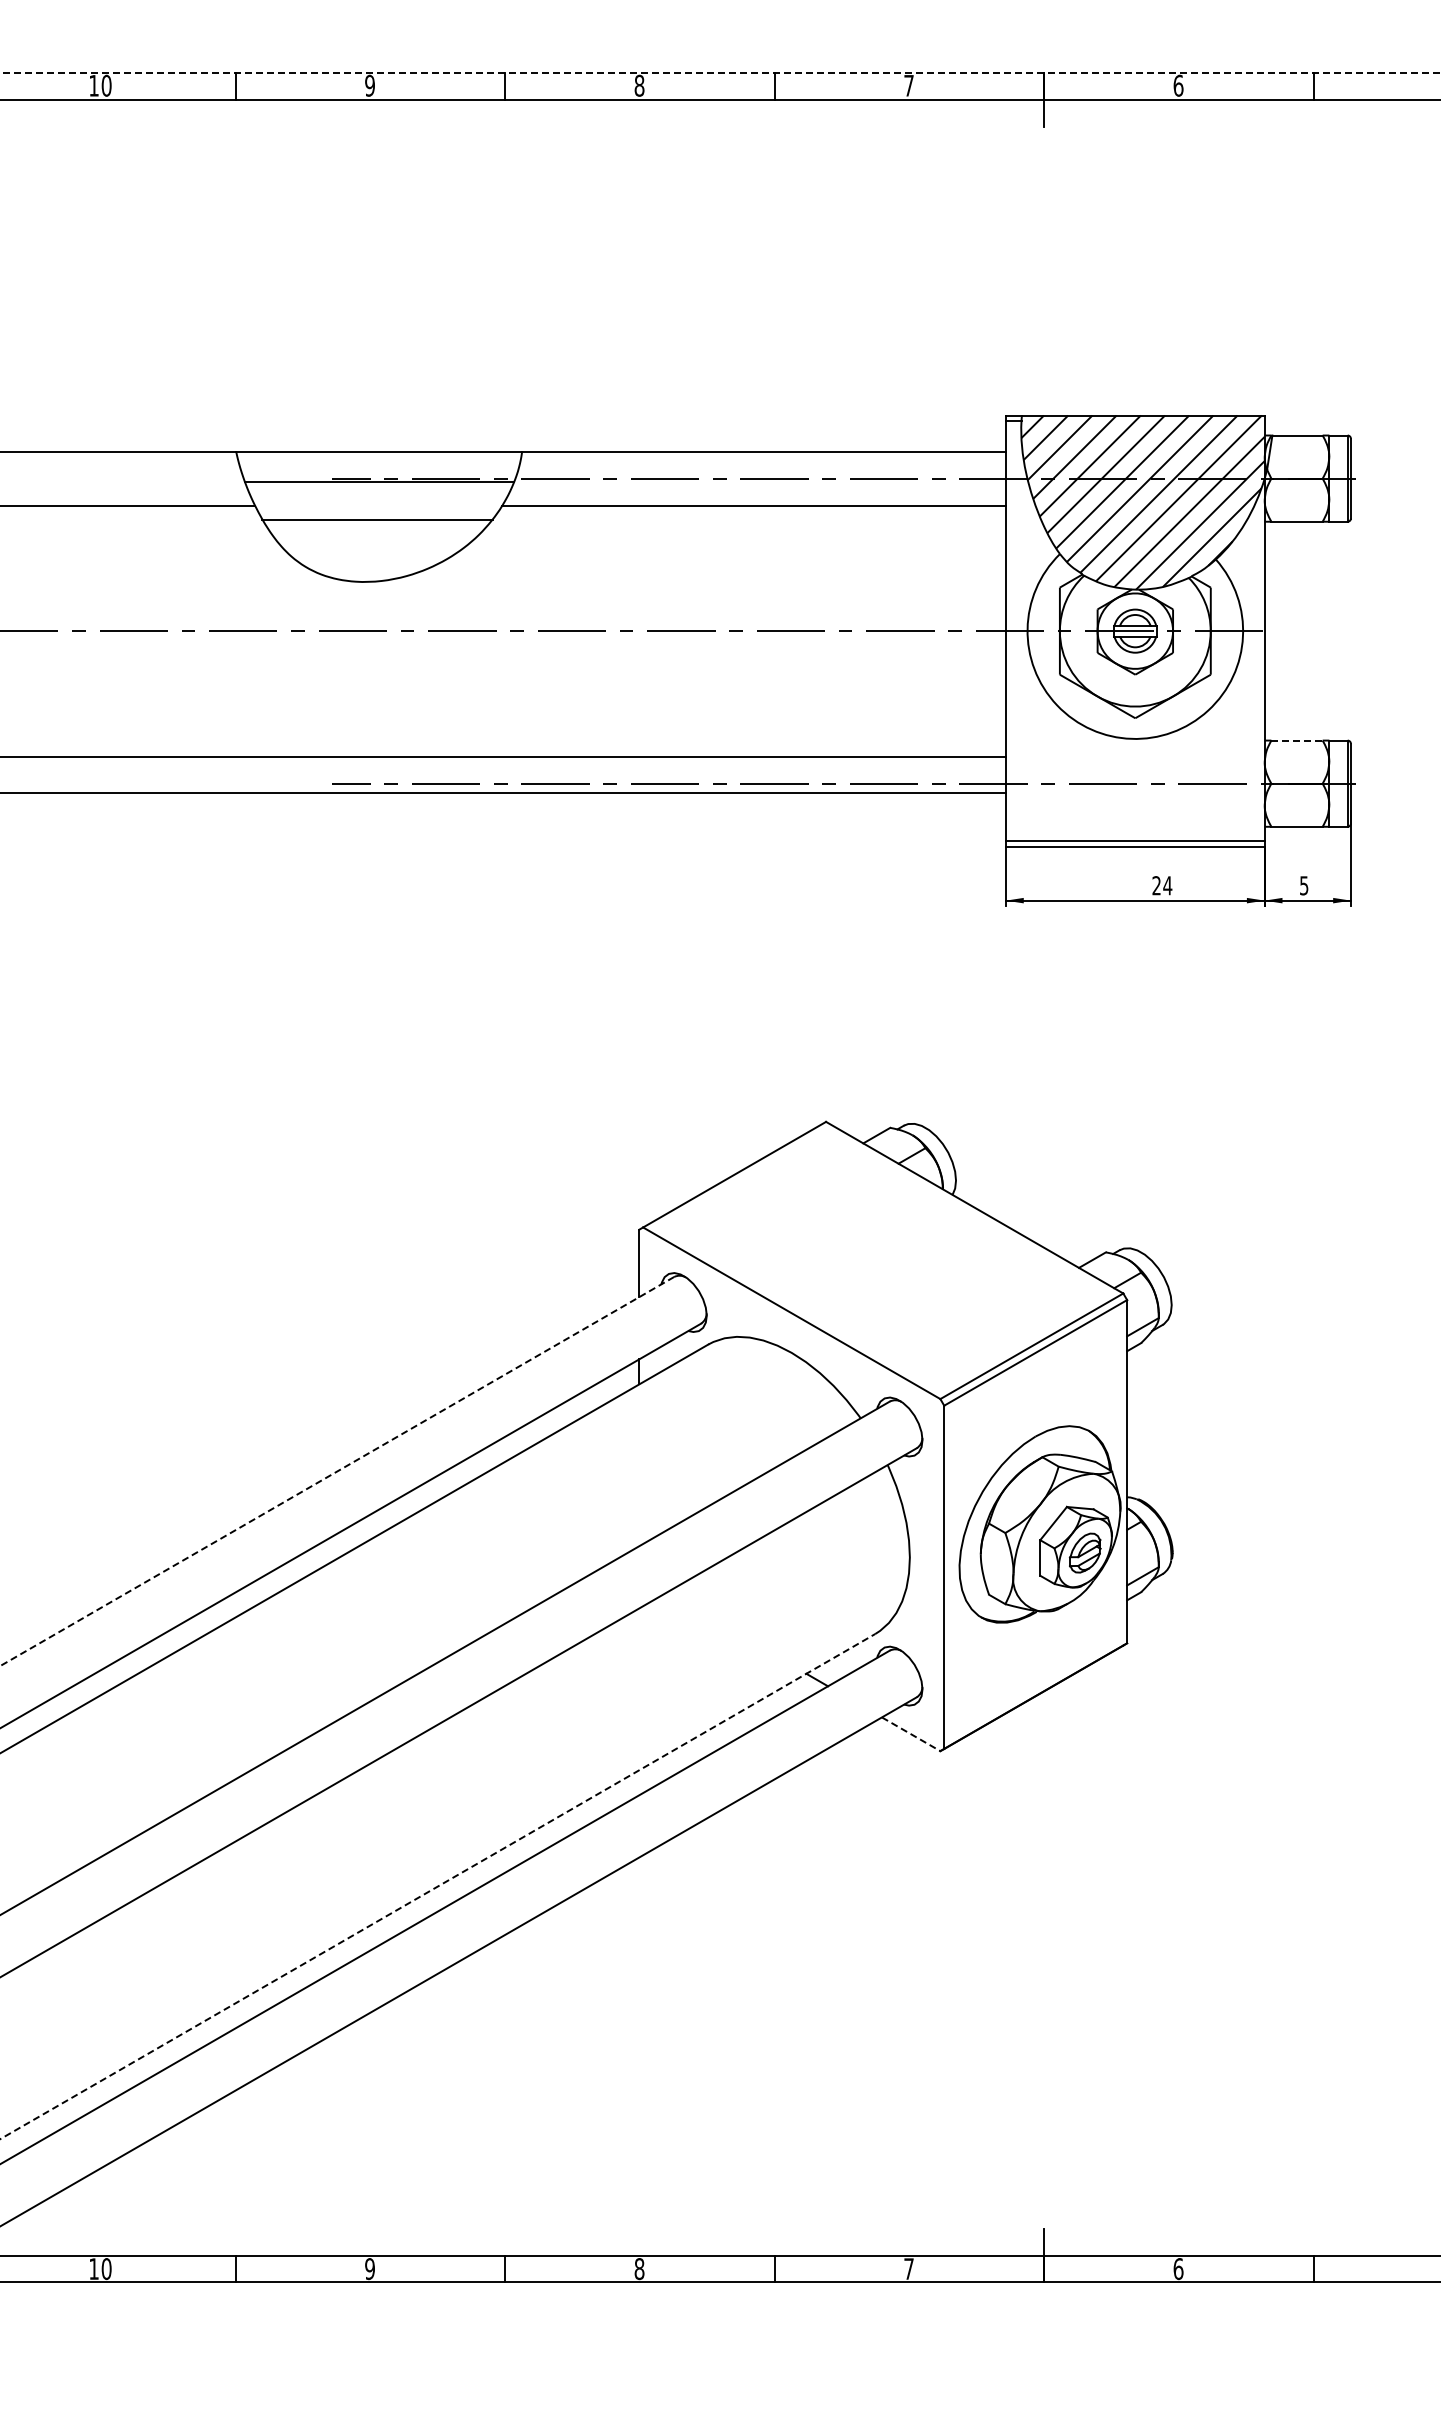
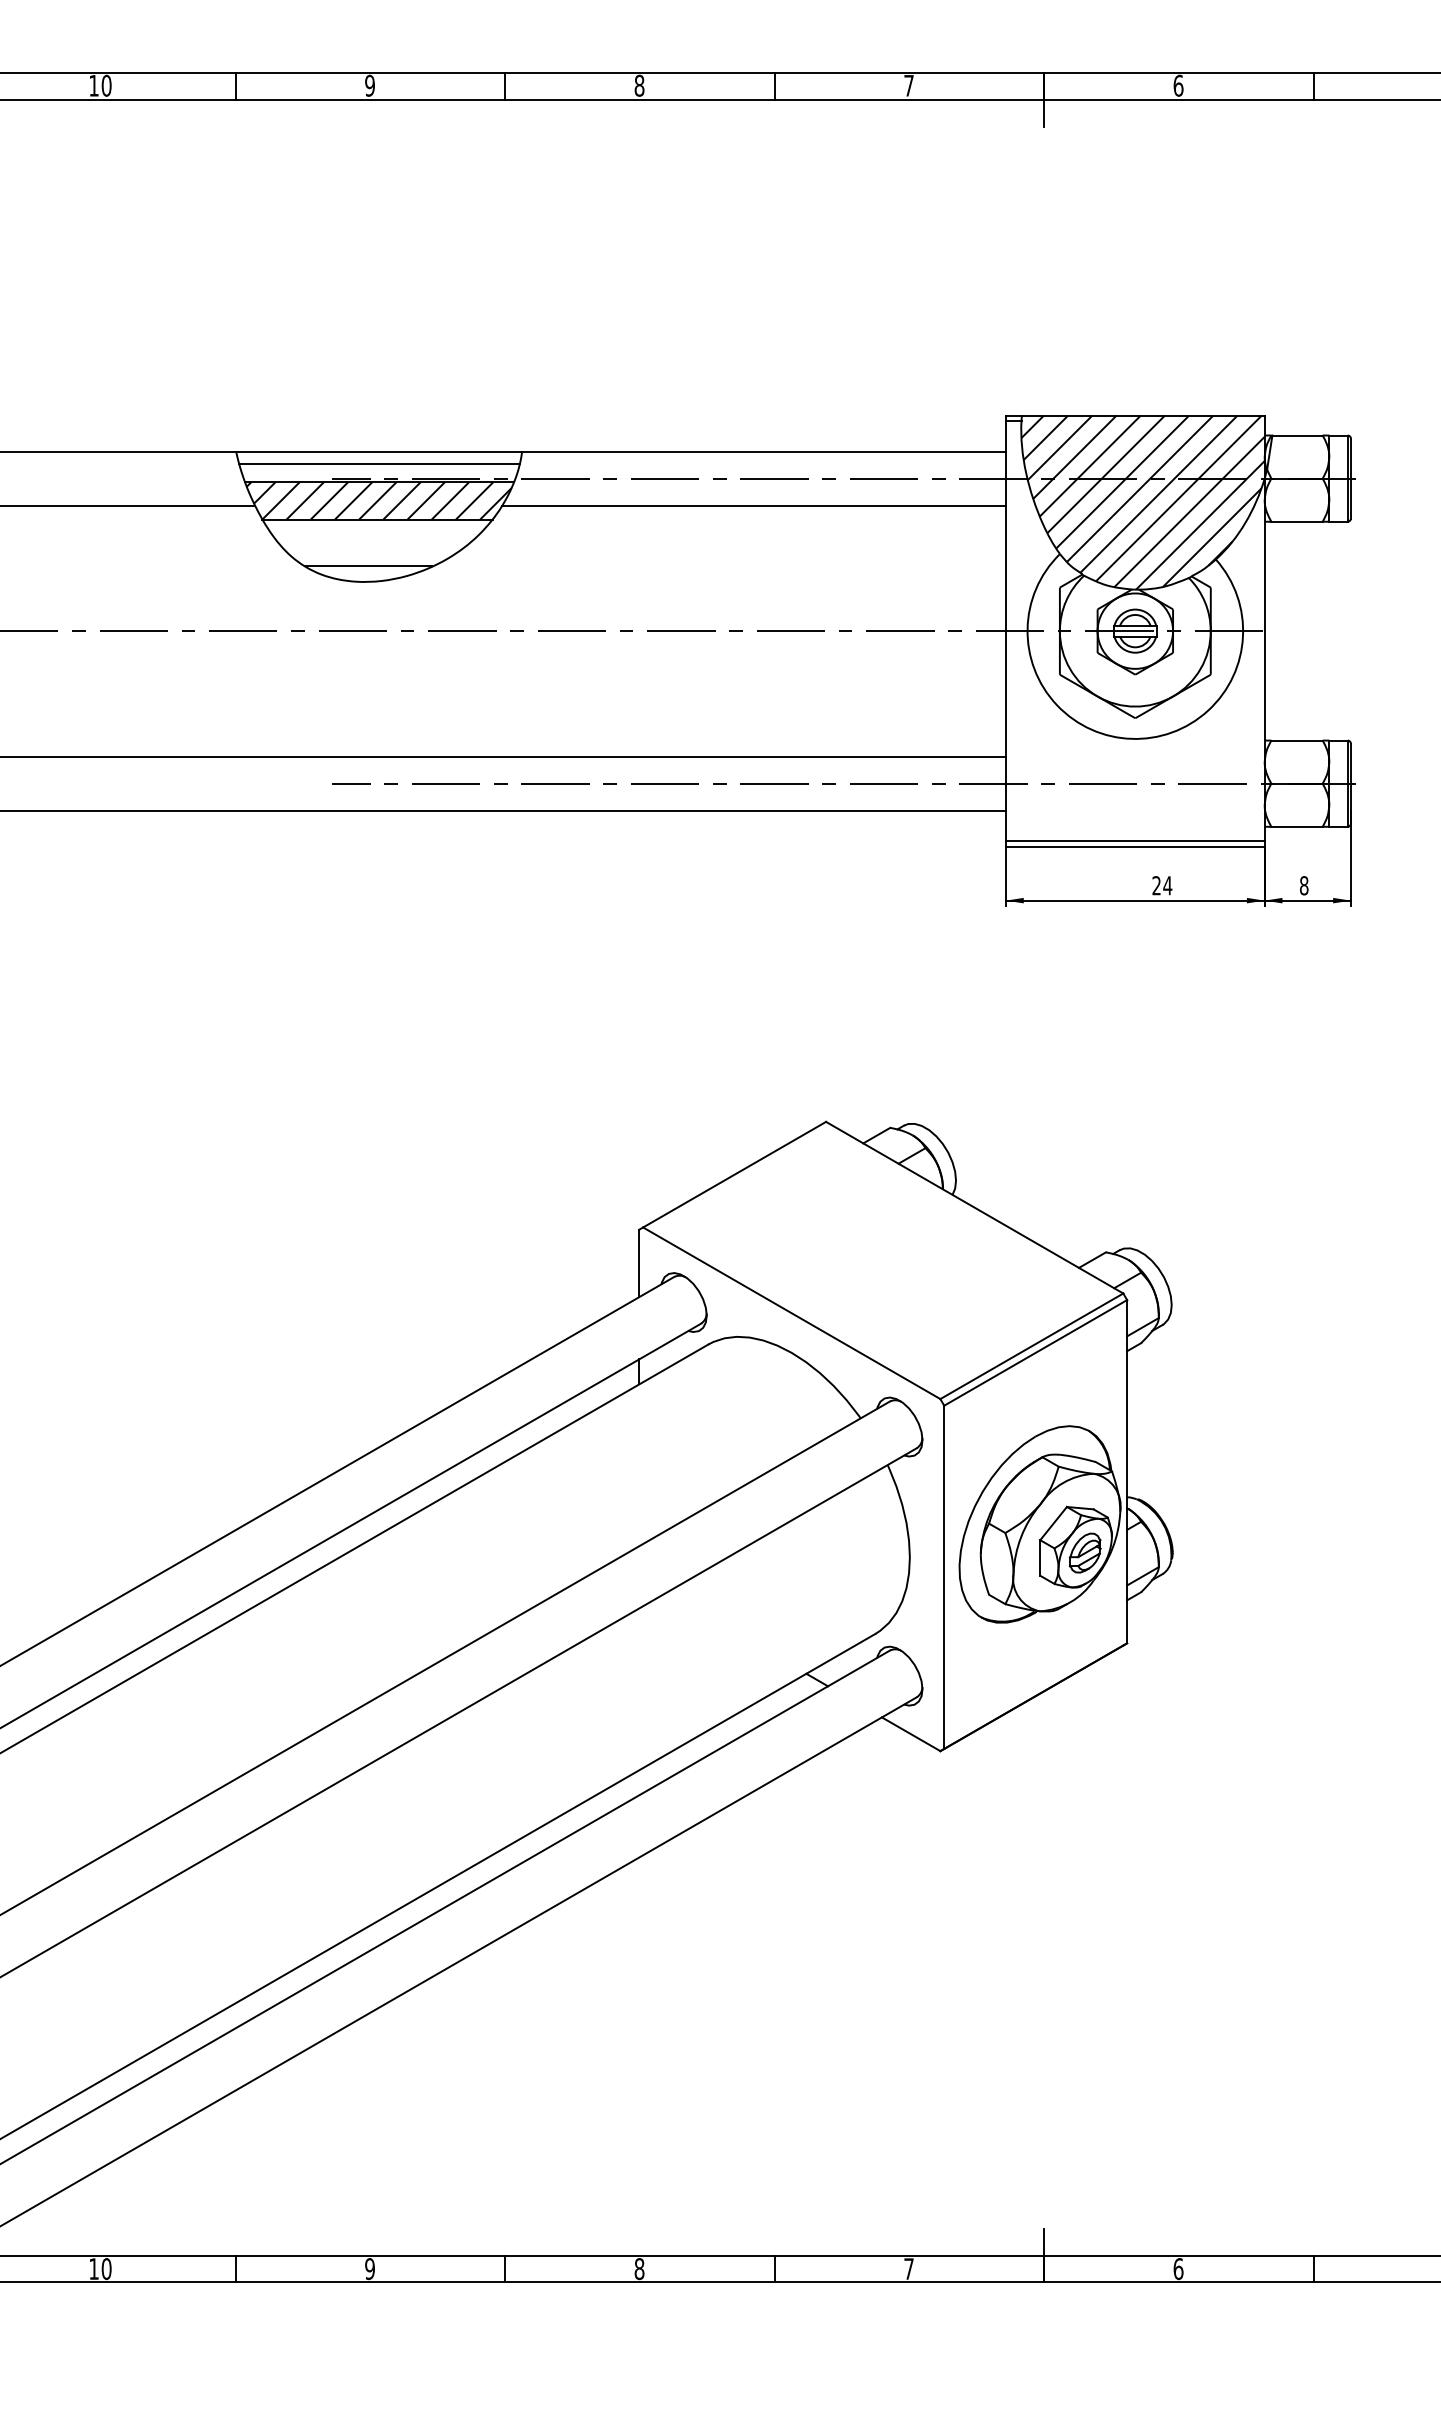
line: dashed -> solid (720, 72)
line: none -> present (379, 464)
hatch: none -> present (378, 500)
line: none -> present (368, 566)
line: dashed -> solid (1297, 740)
line position: (503, 792) -> (503, 810) (503, 810)
text: 5 -> 8 (1304, 885)
line: dashed -> solid (336, 1471)
line: dashed -> solid (911, 1734)
line: dashed -> solid (438, 1886)
